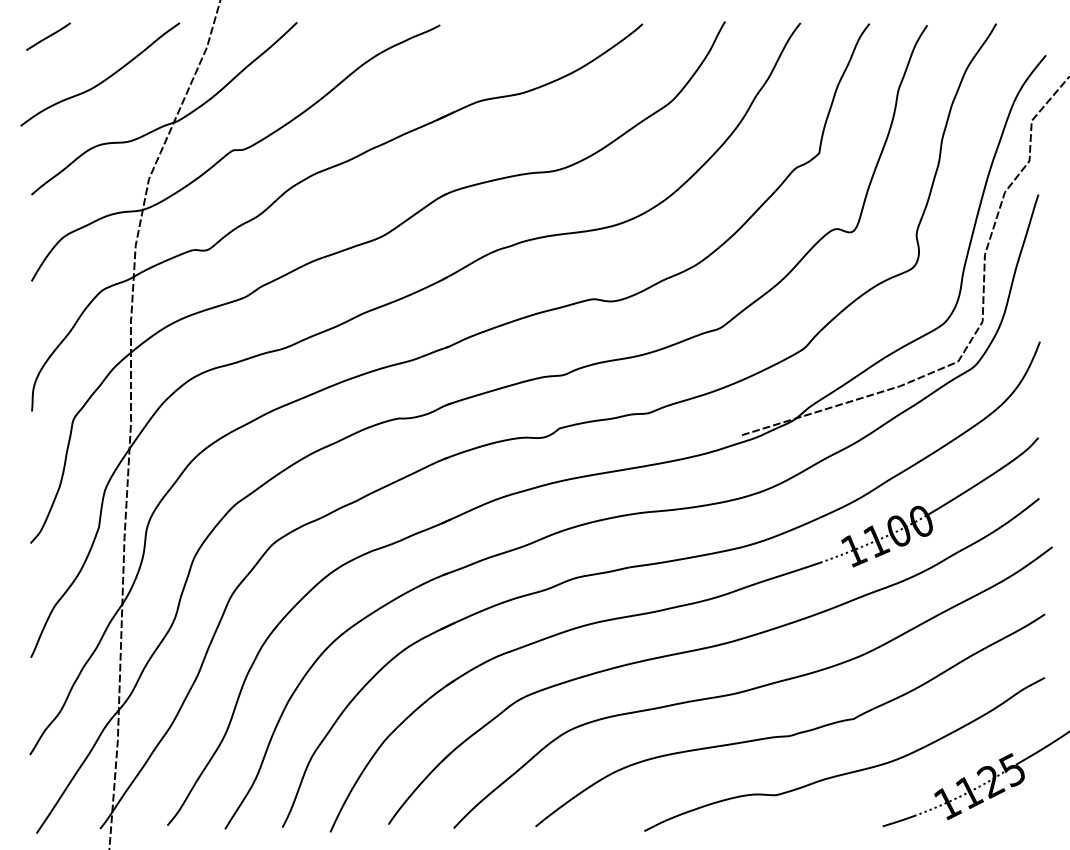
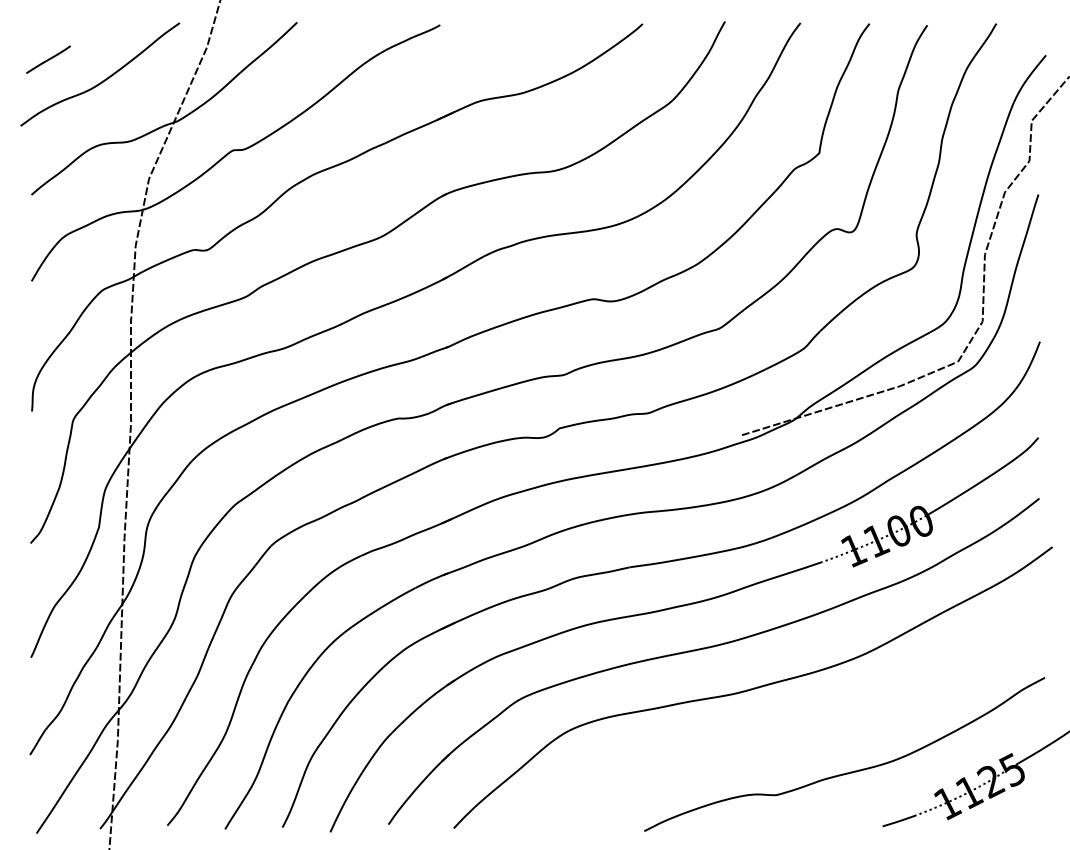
line position: (48, 36) -> (48, 59) (48, 59)
part: present -> none (794, 733)
